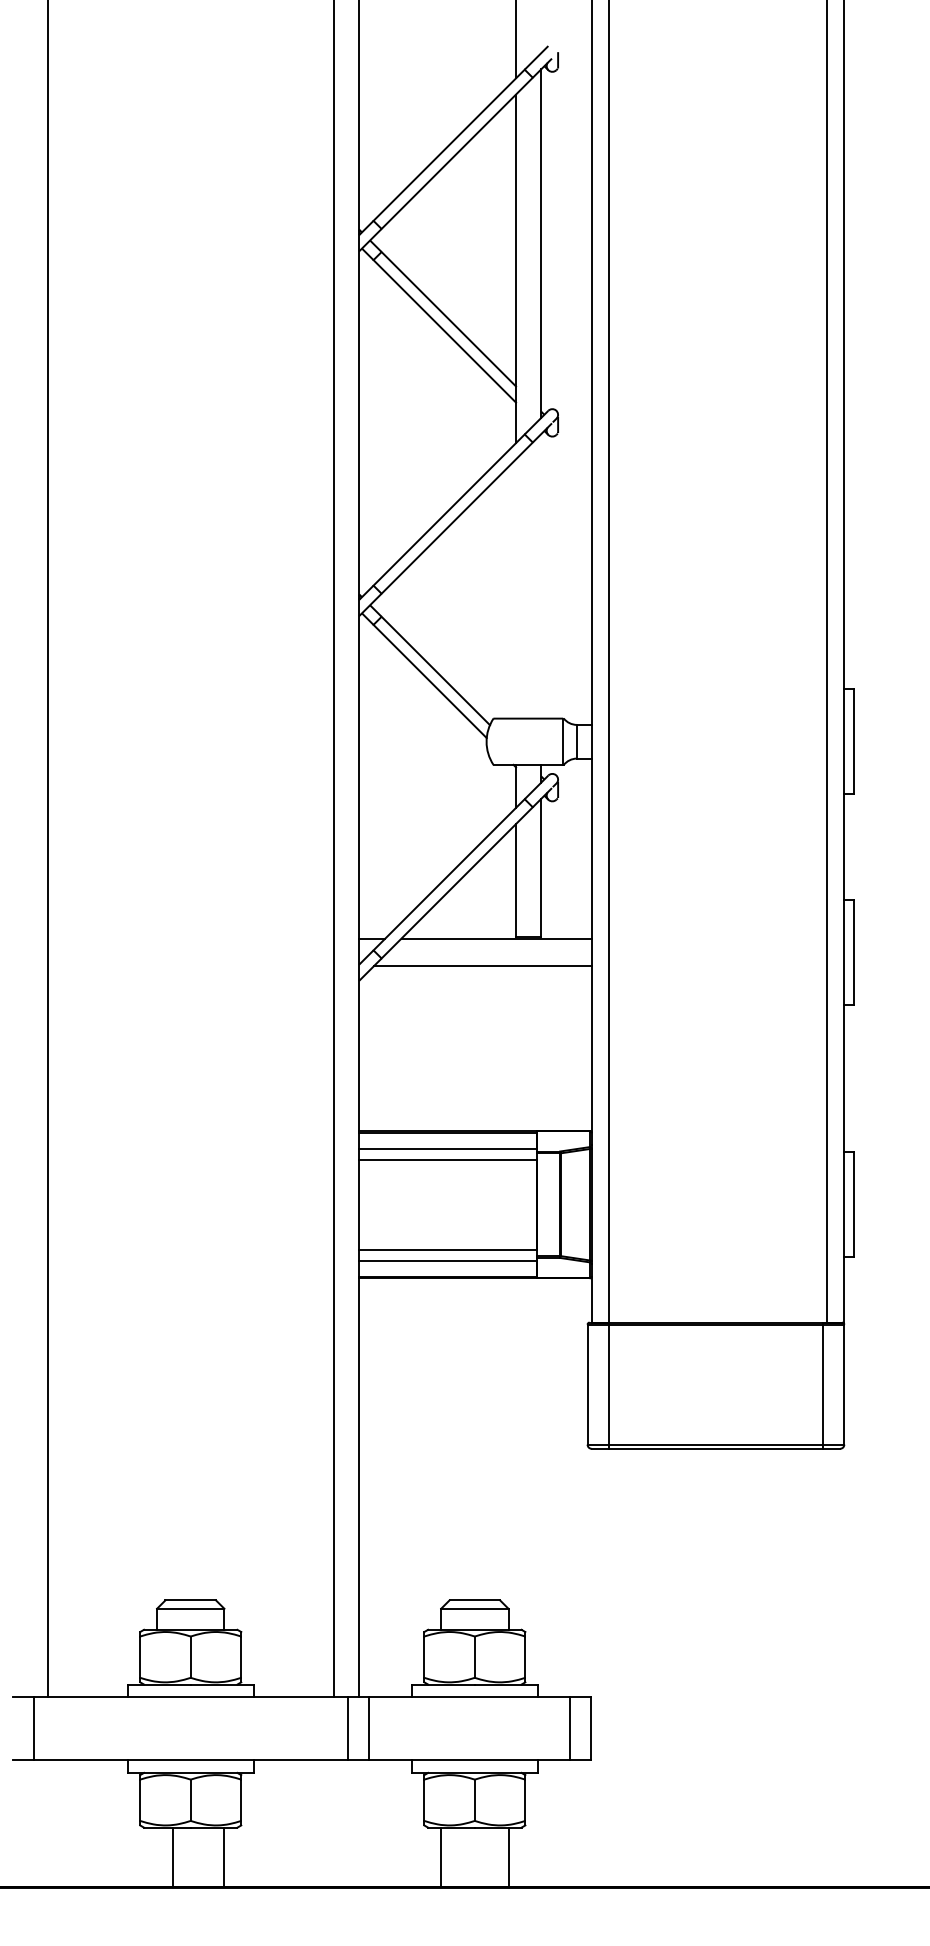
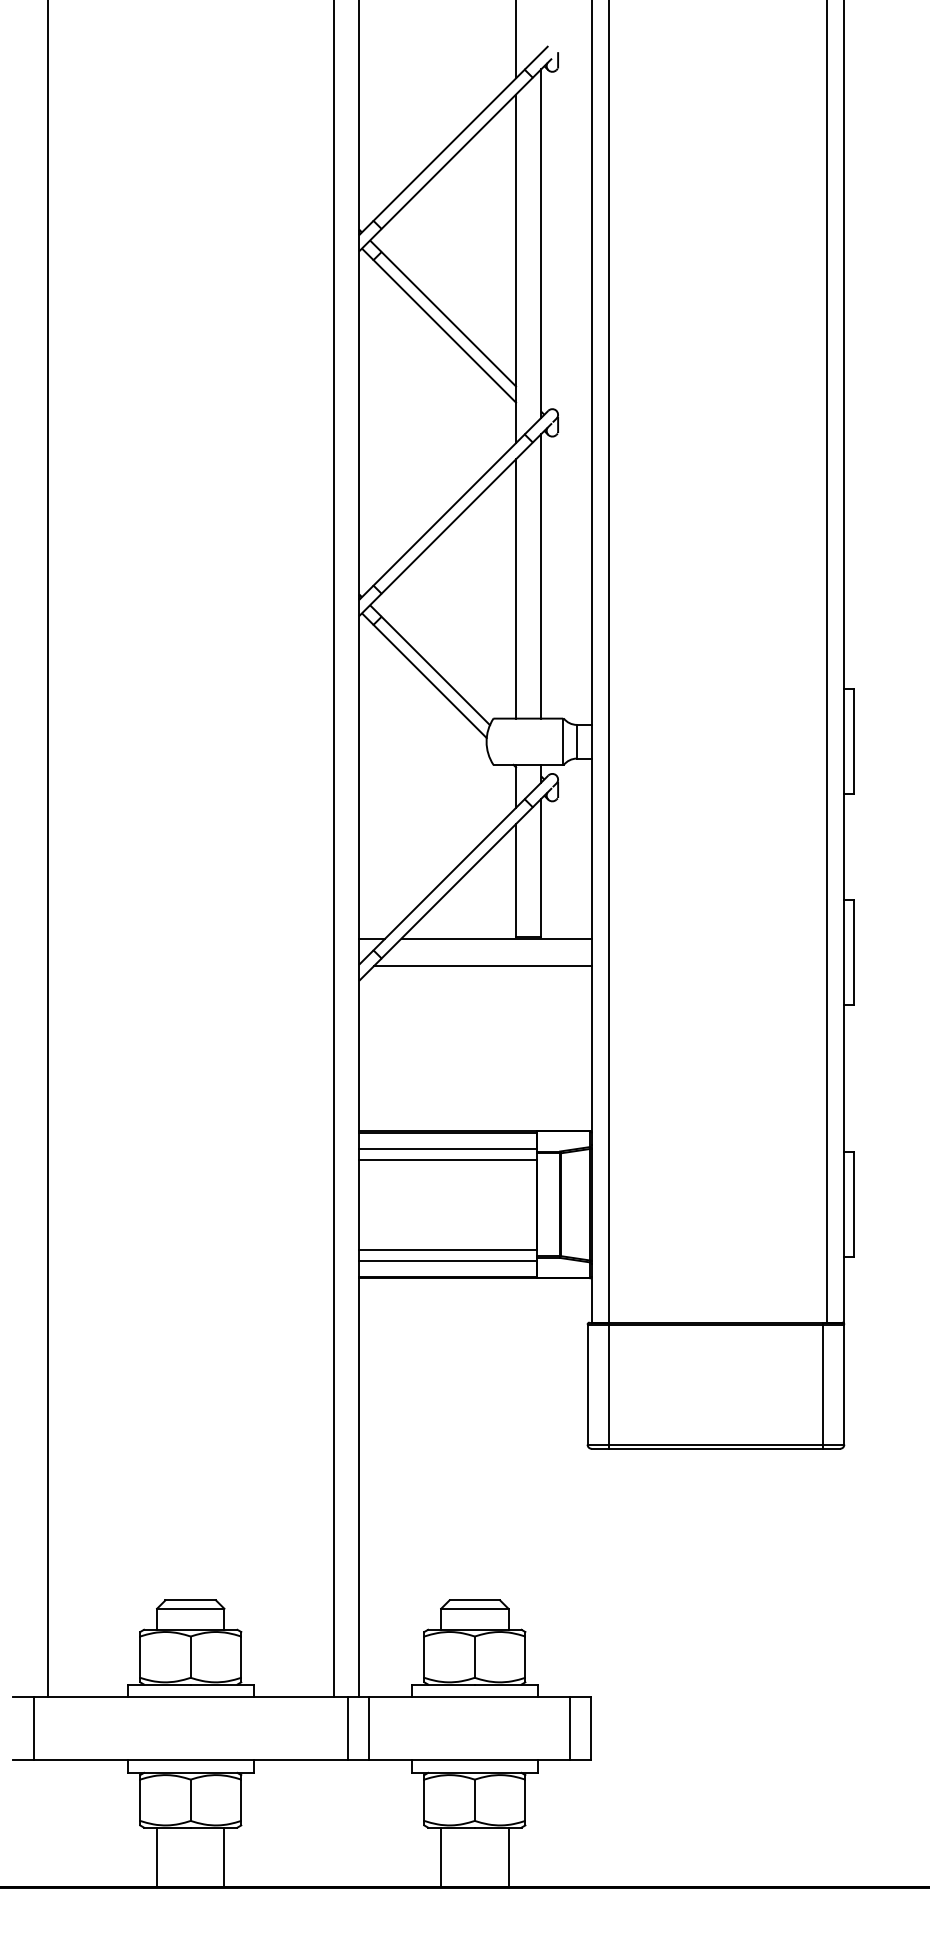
line: none -> present (541, 576)
line: none -> present (516, 588)
line position: (173, 1856) -> (157, 1856) (157, 1856)
